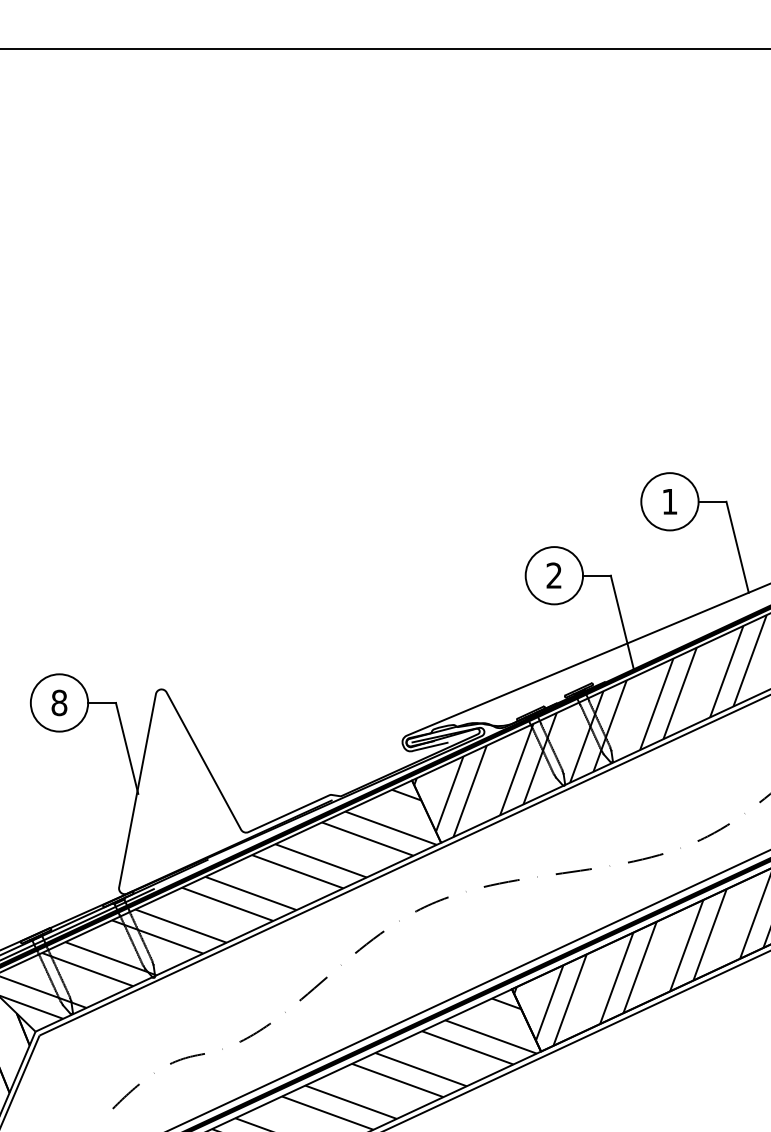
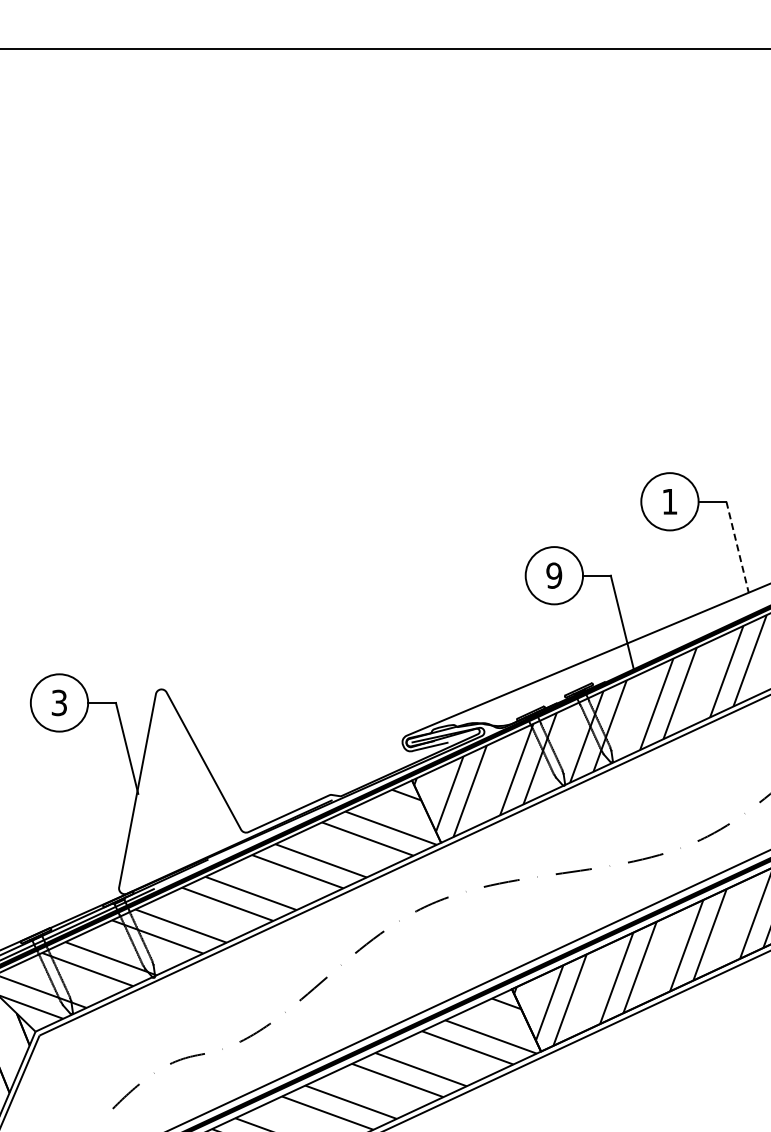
line: solid -> dashed (737, 547)
text: 2 -> 9 (554, 575)
text: 8 -> 3 (59, 702)
